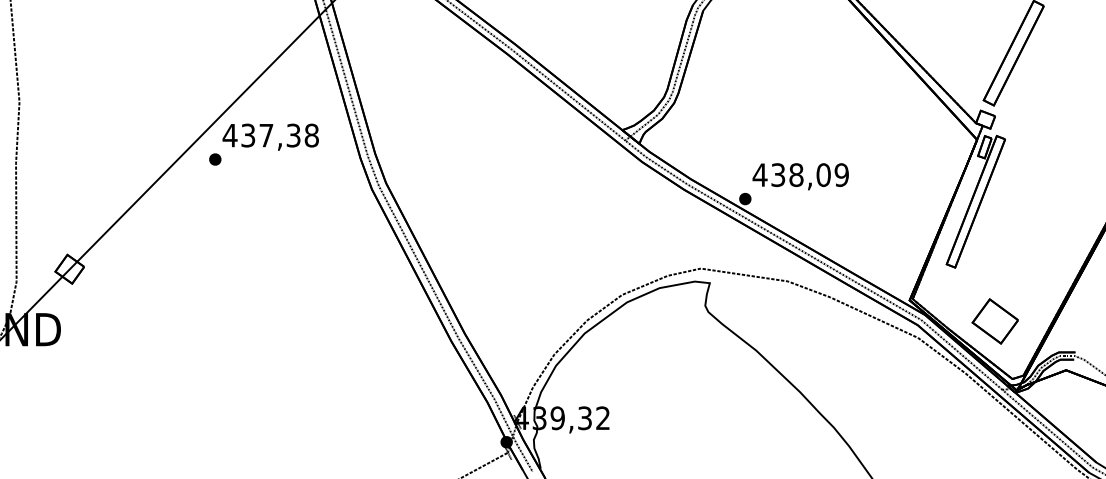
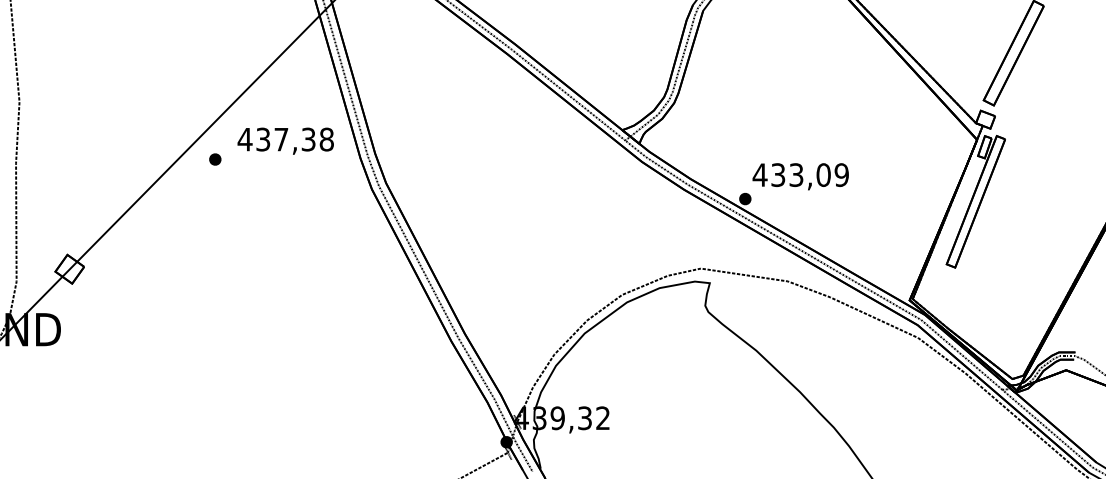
text position: (270, 136) -> (285, 140) (285, 140)
text: 438,09 -> 433,09 (796, 174)
part: present -> none (994, 321)
